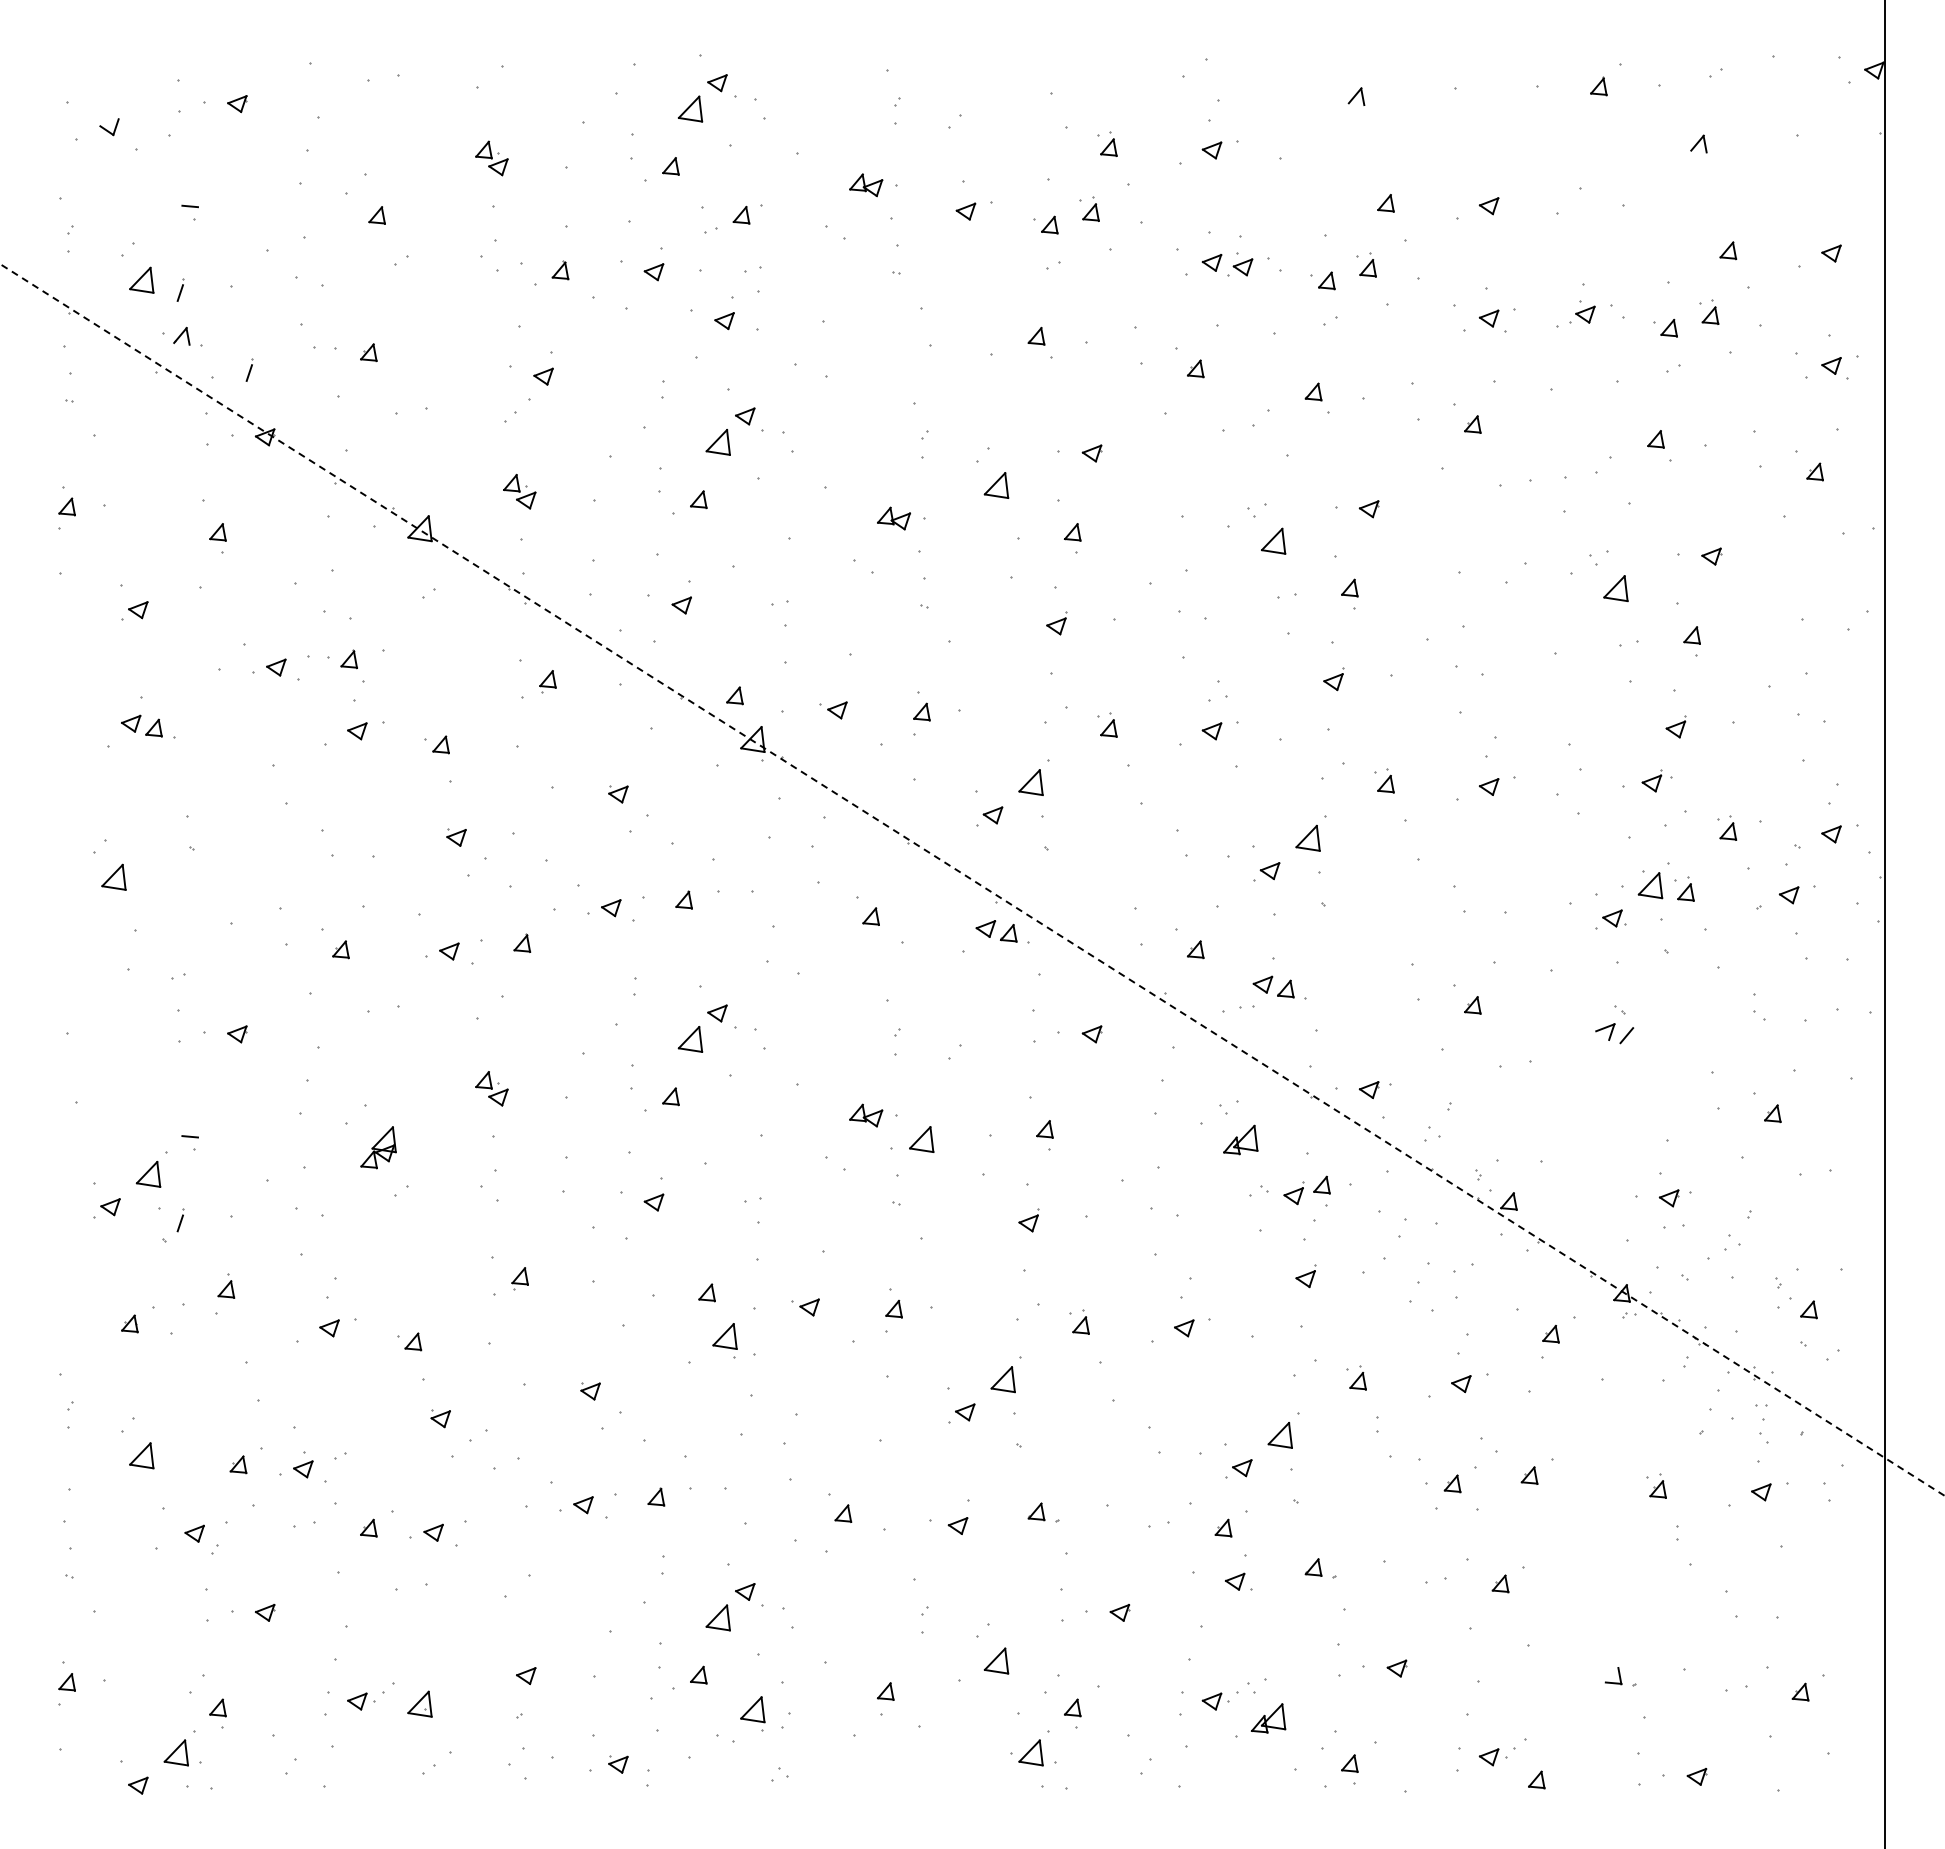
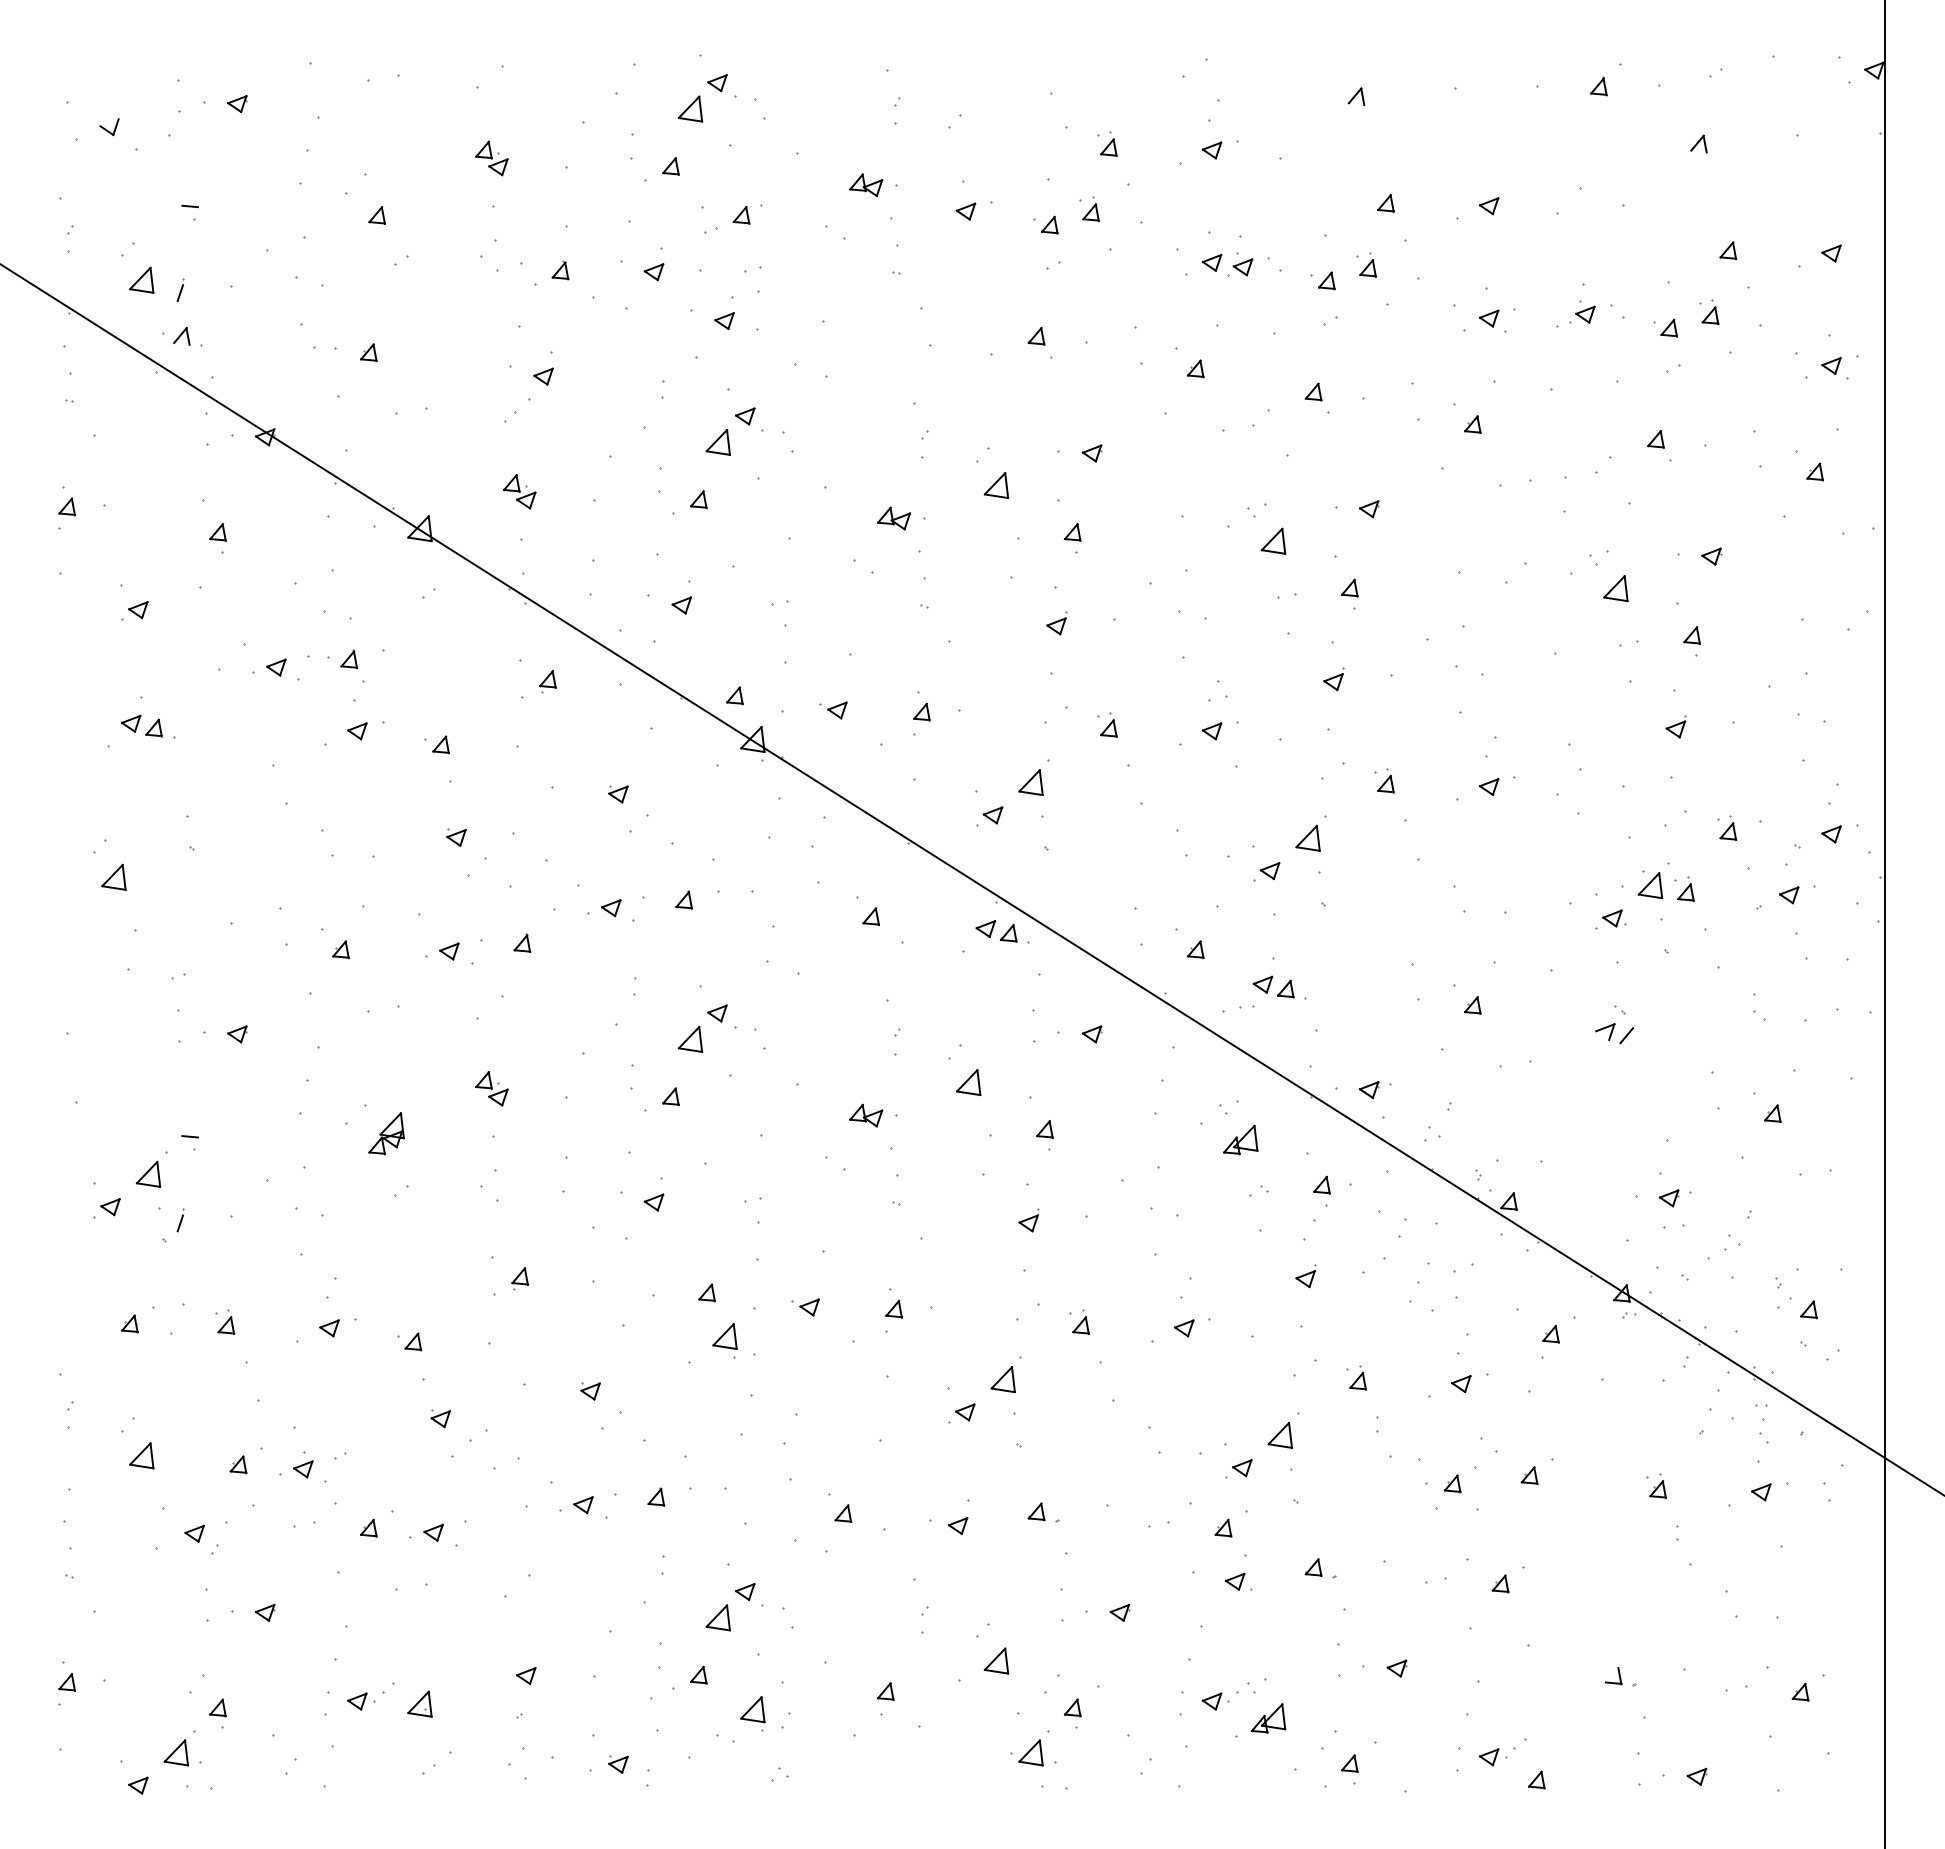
part: present -> none (249, 369)
part: present -> none (1651, 780)
line: dashed -> solid (972, 880)
part position: (921, 1139) -> (968, 1082) (968, 1082)
part position: (378, 1147) -> (386, 1133) (386, 1133)
part: present -> none (1293, 1193)
part position: (226, 1285) -> (226, 1321) (226, 1321)
